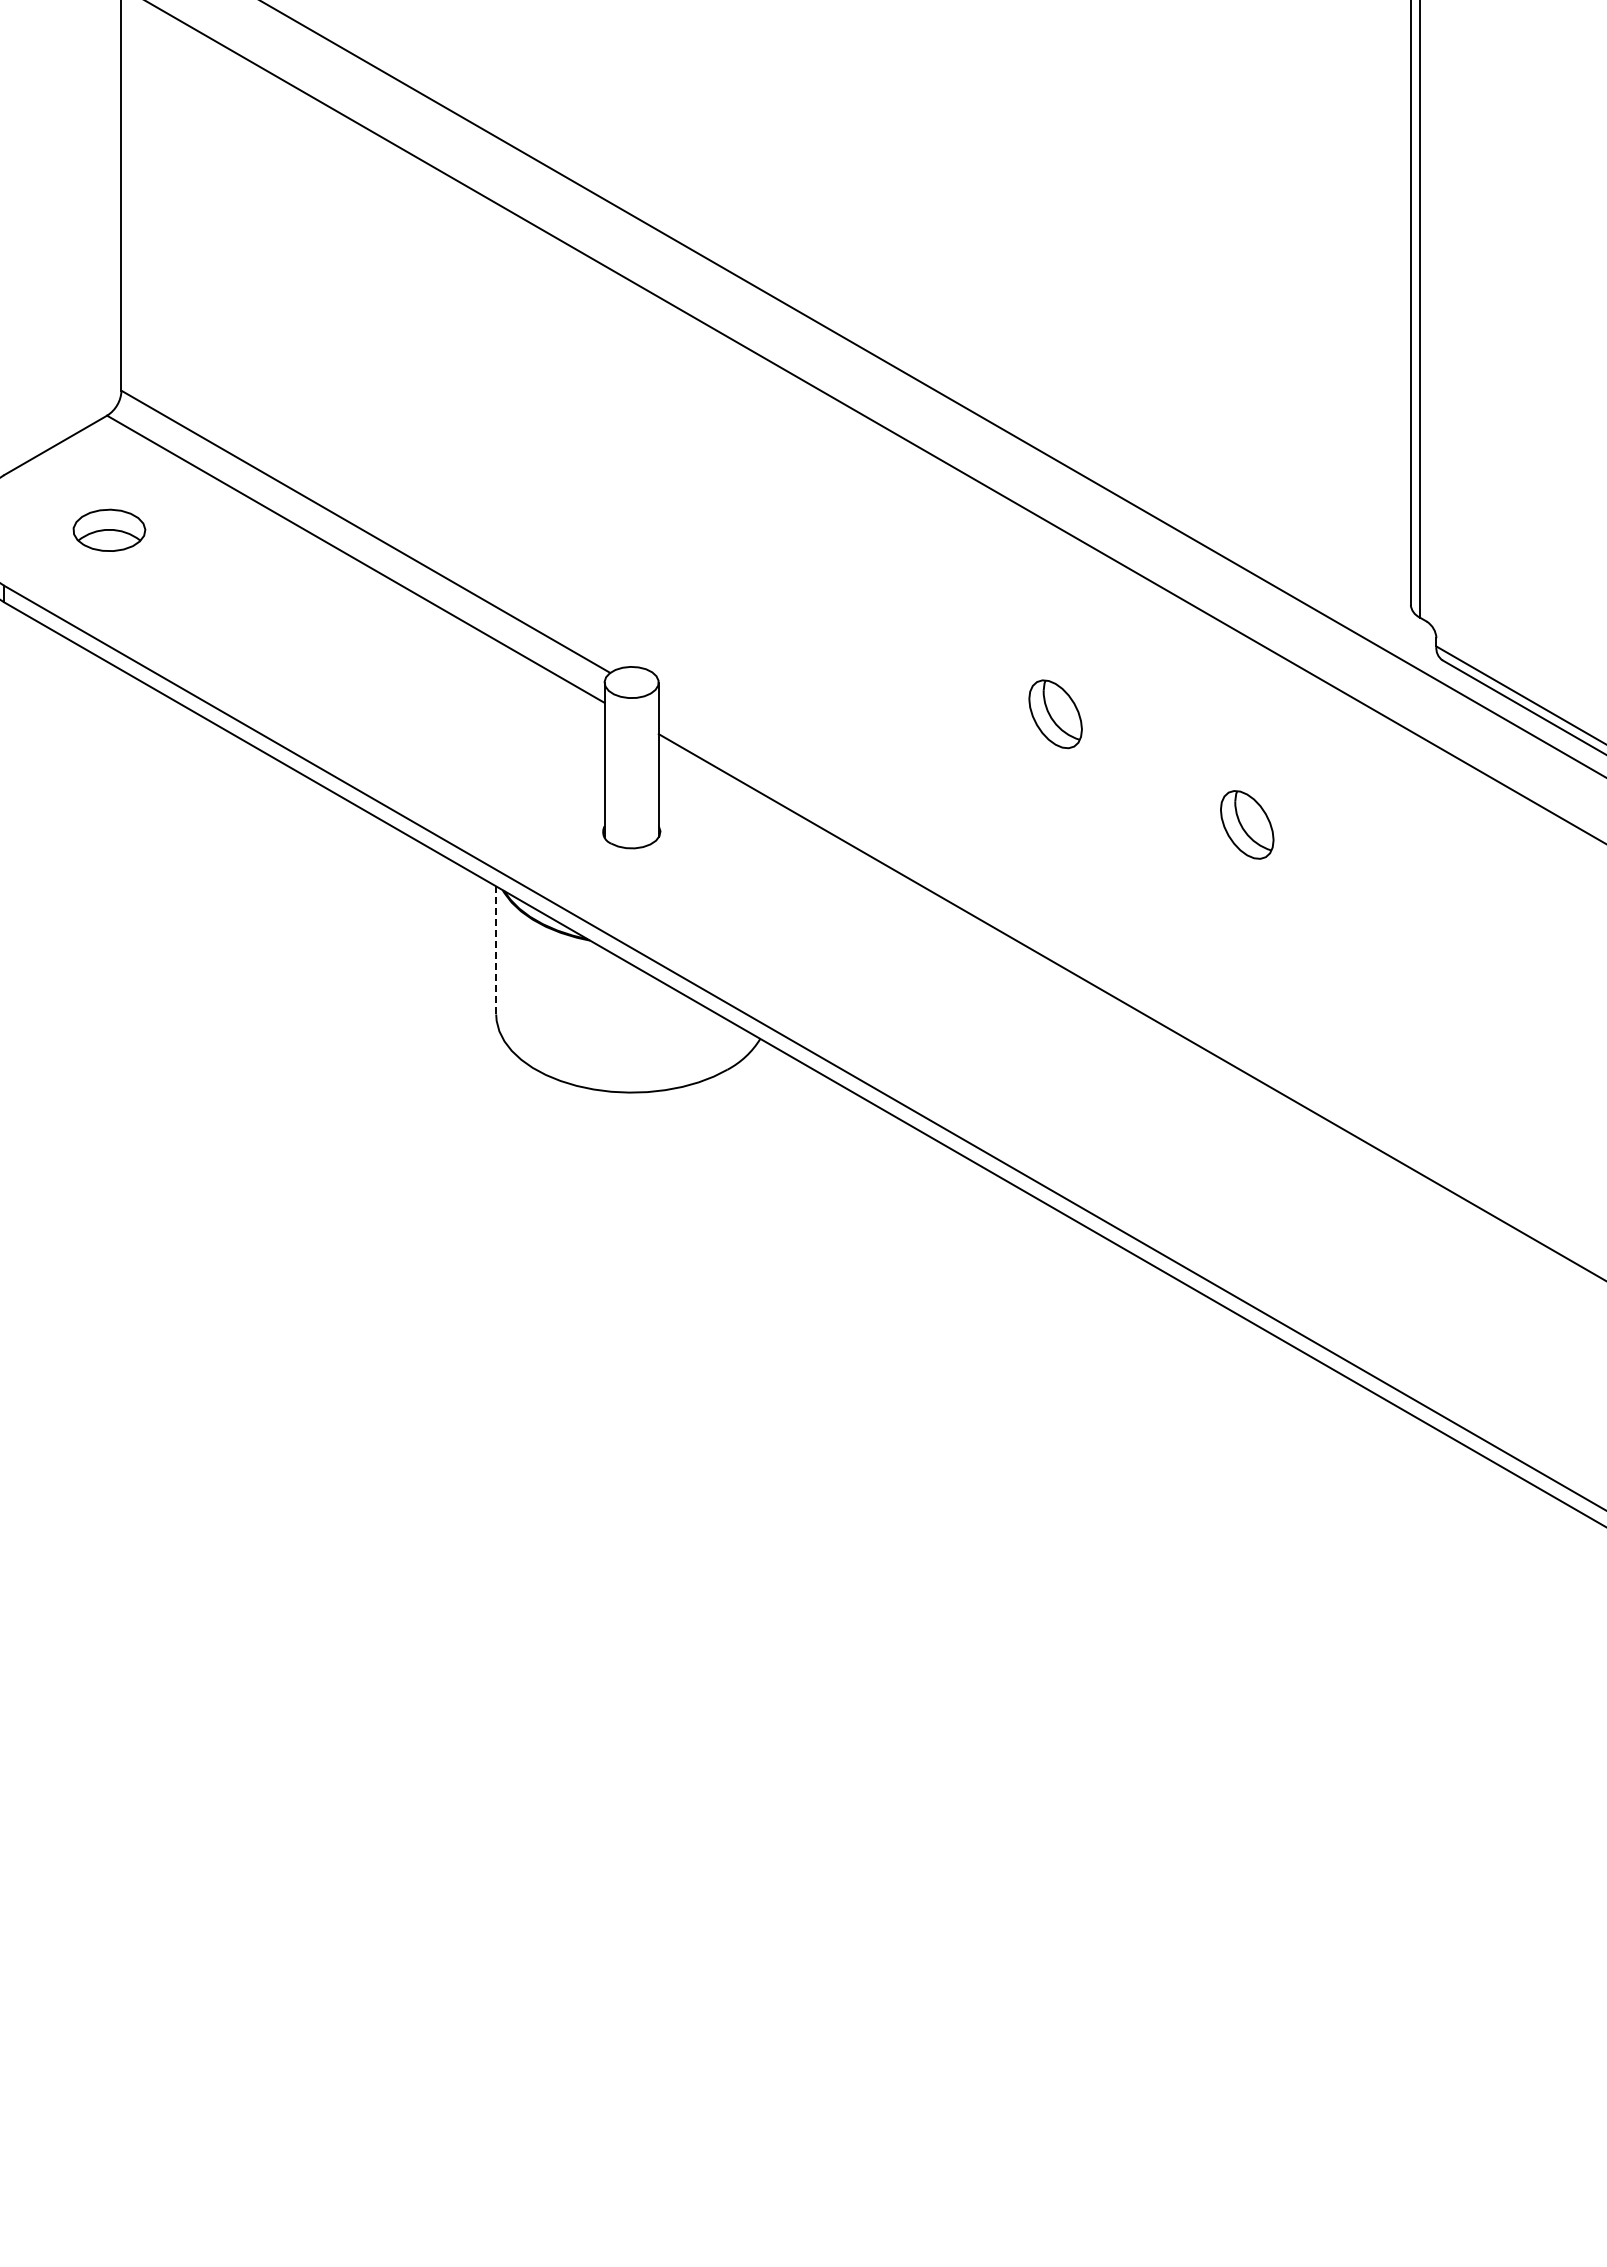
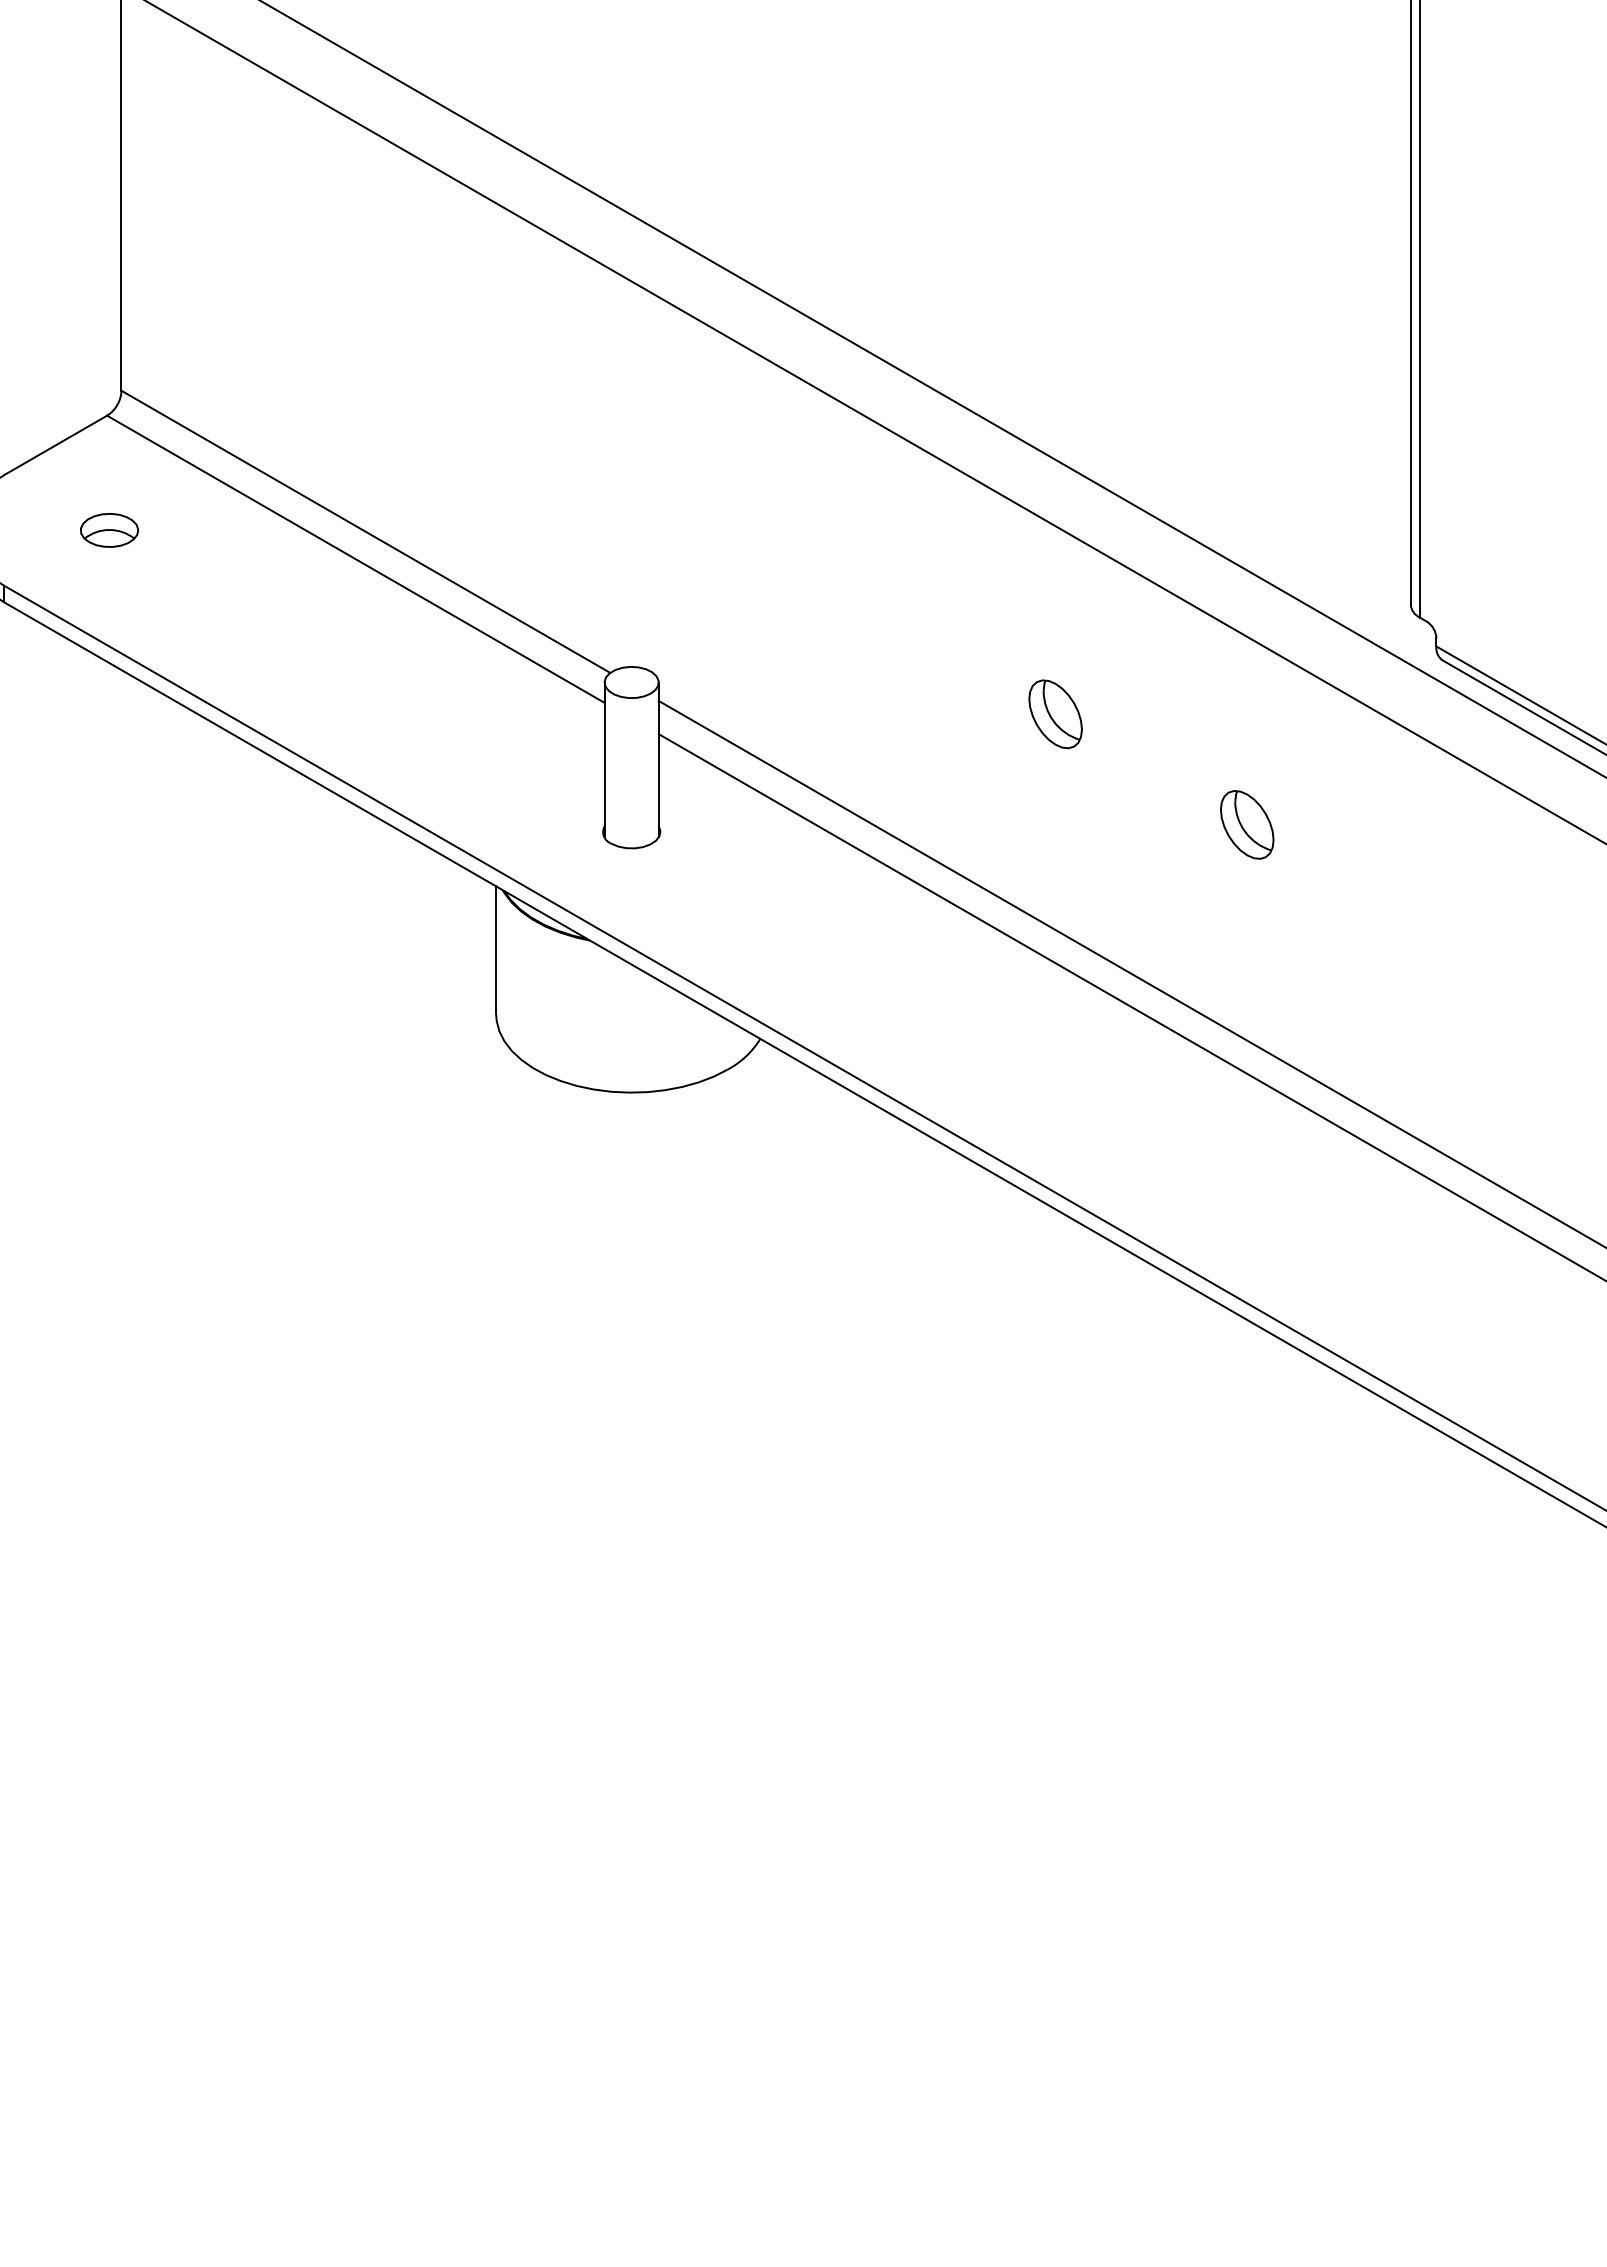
part size: 75x44 px -> 60x35 px (109, 530)
line: dashed -> solid (496, 950)
line: none -> present (1130, 973)
